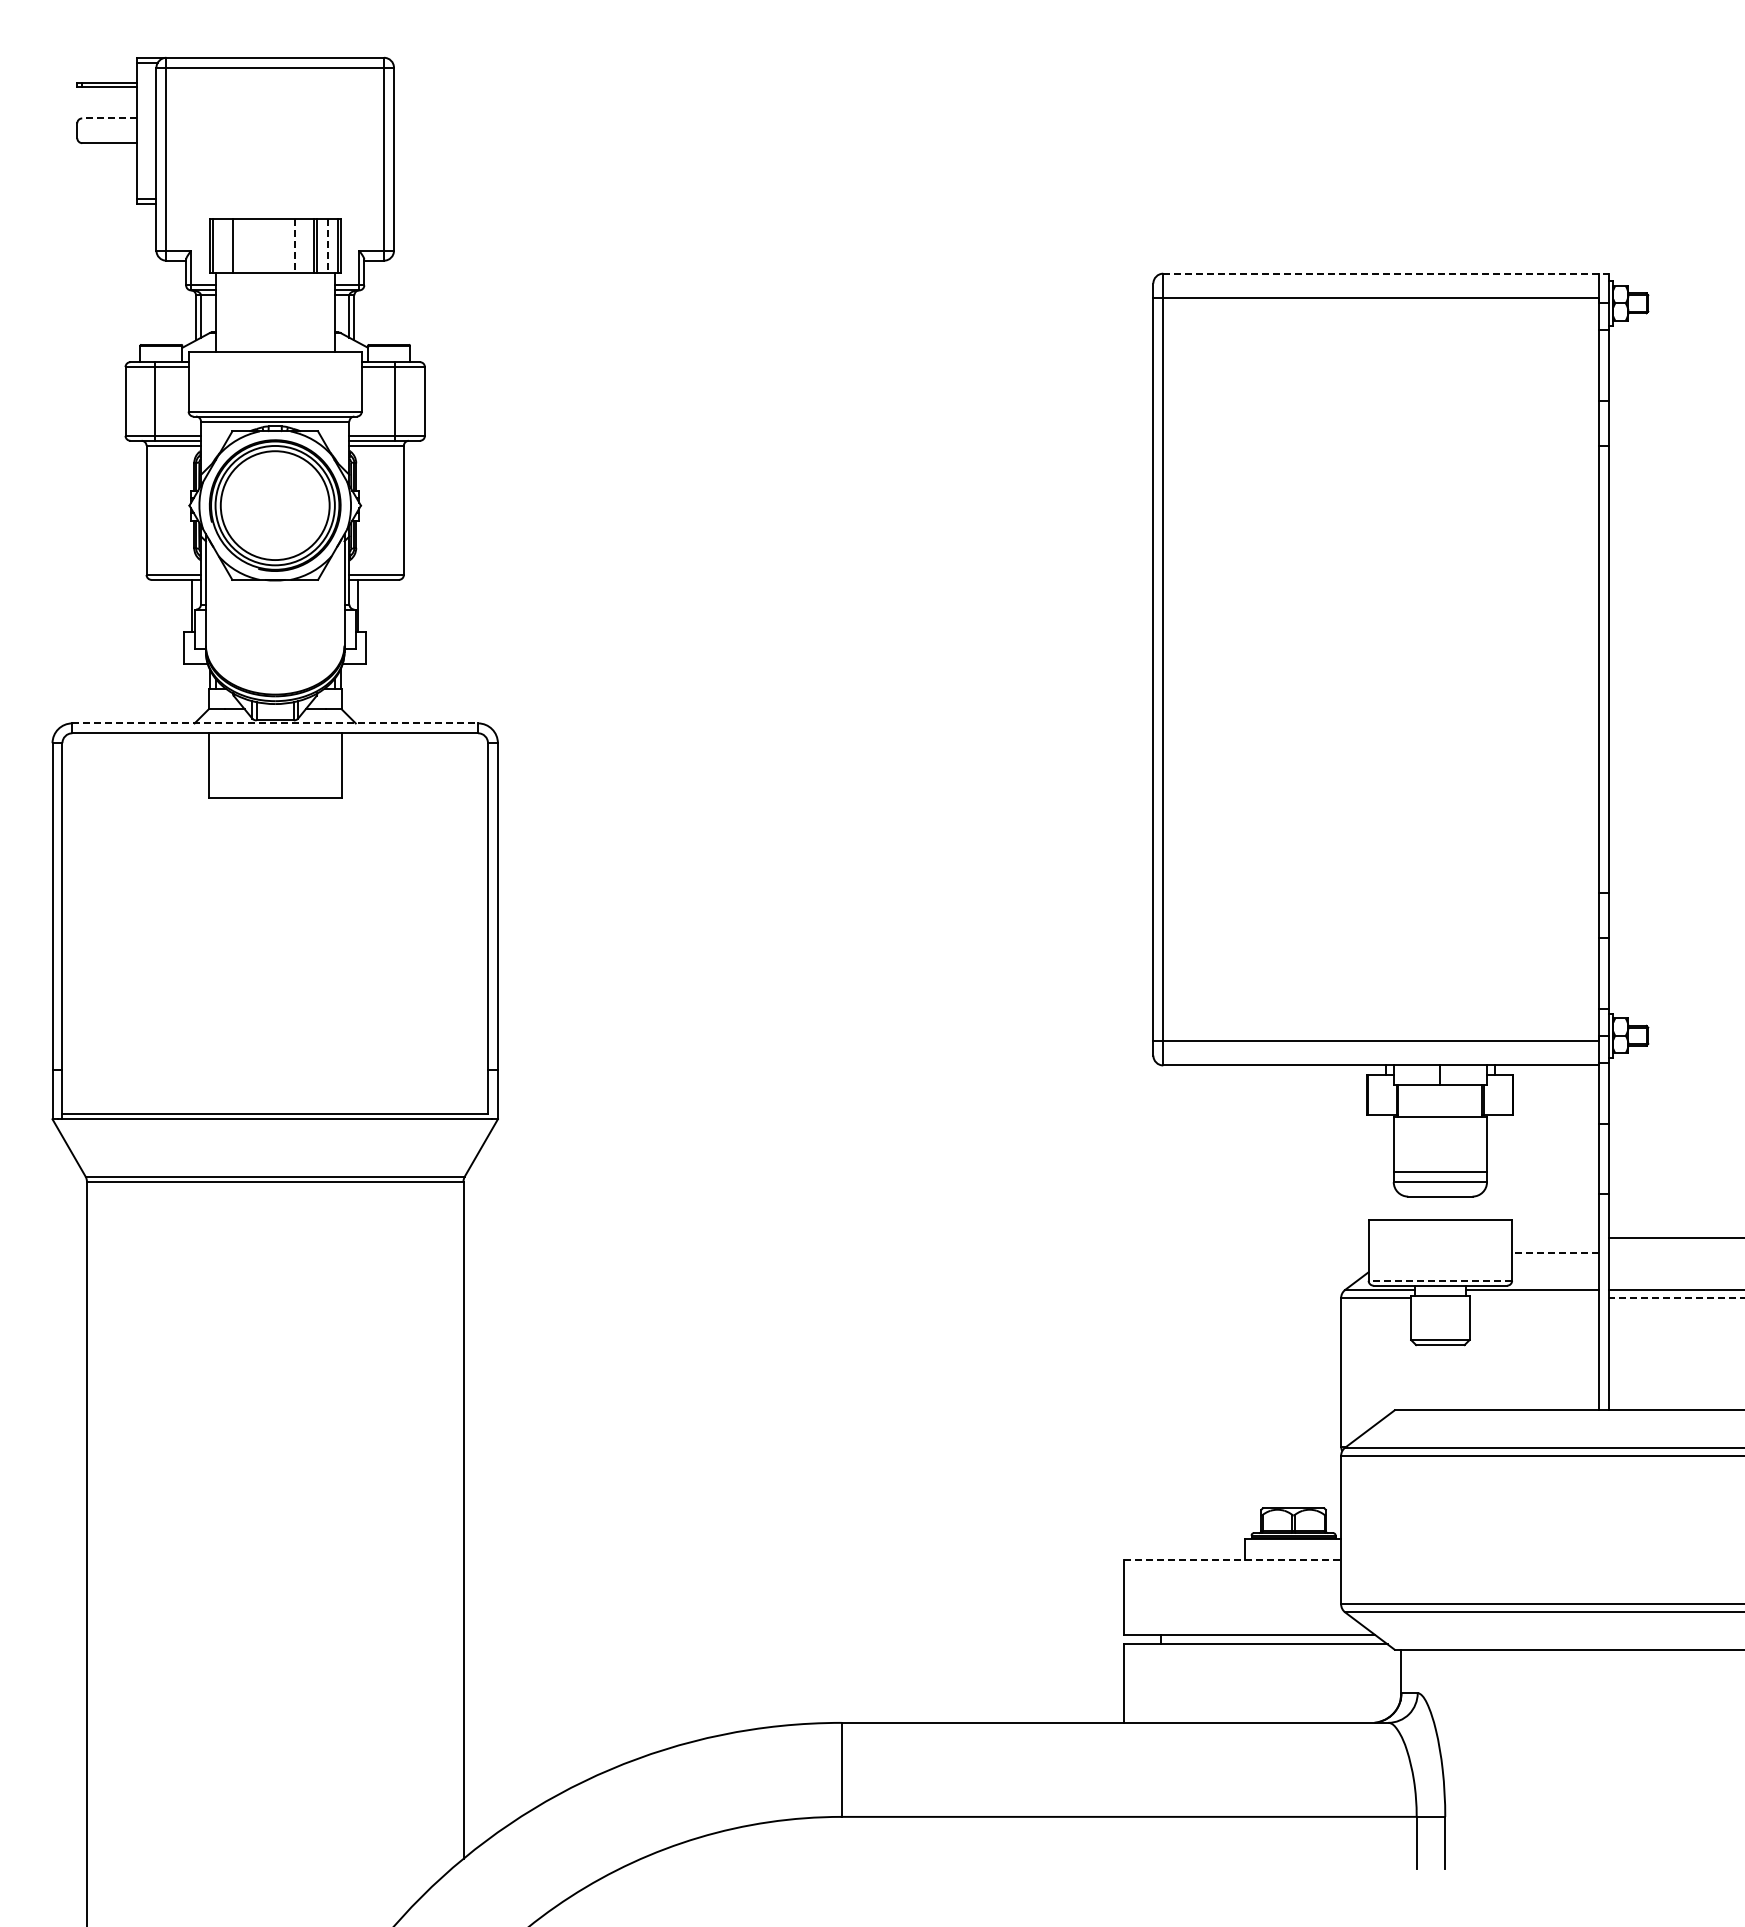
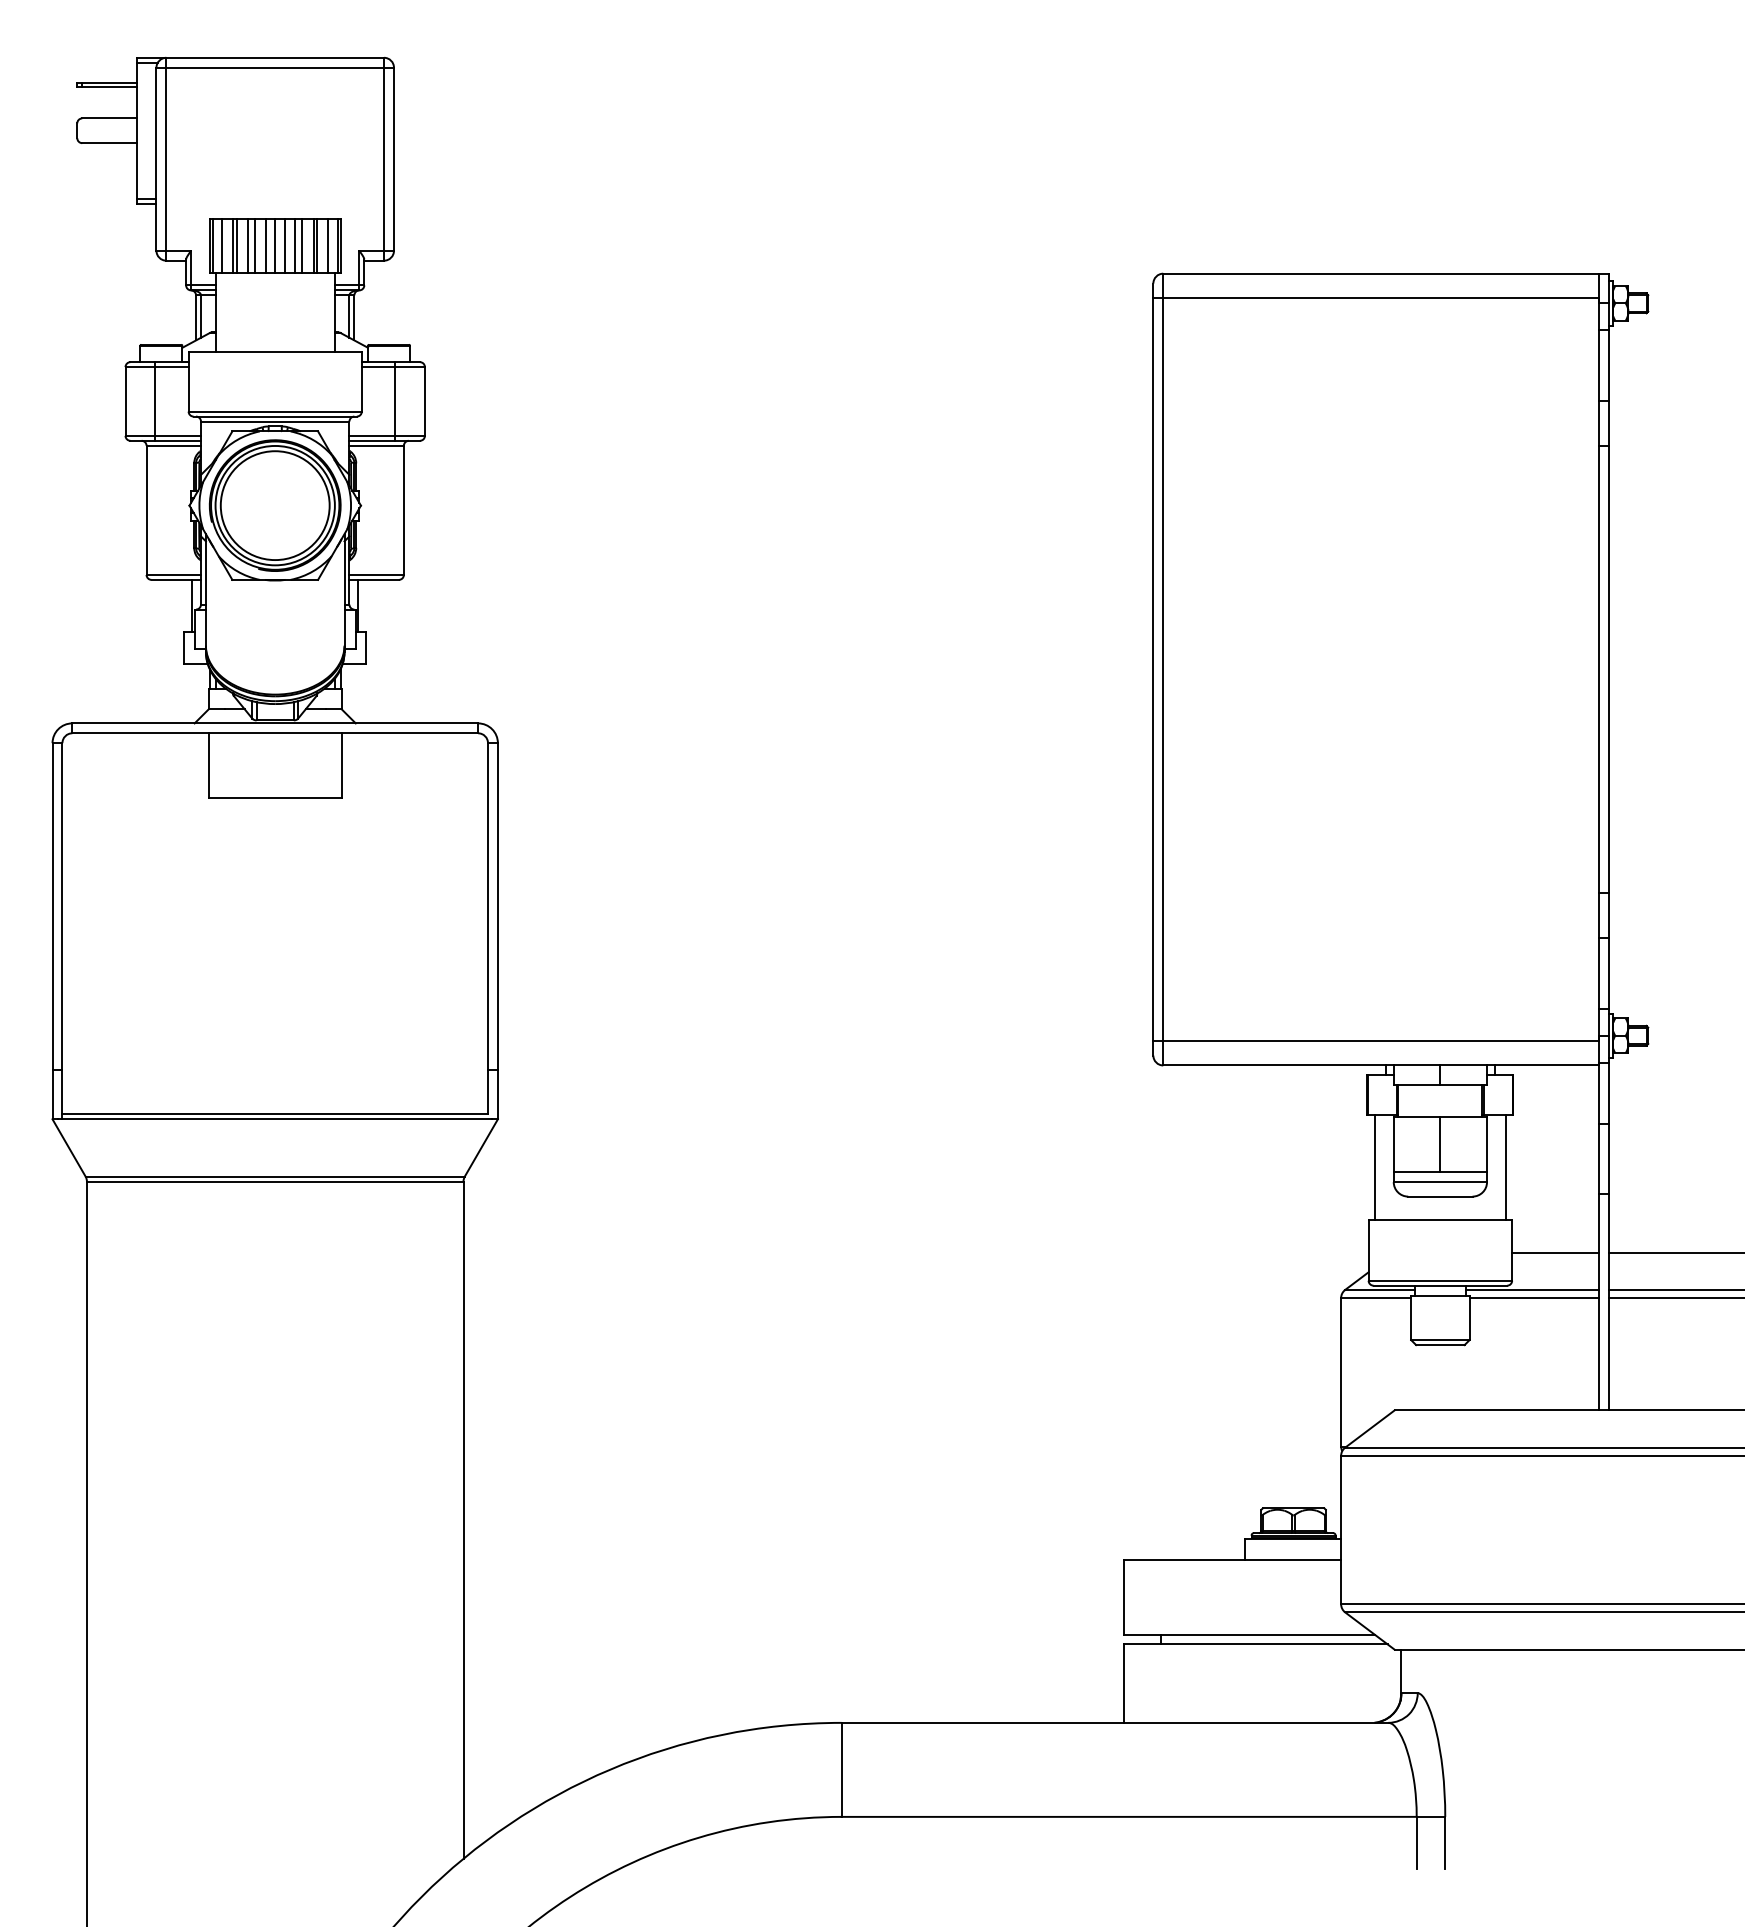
line: dashed -> solid (108, 118)
line: none -> present (222, 245)
line: none -> present (236, 245)
line: none -> present (248, 245)
line: none -> present (254, 245)
line: none -> present (265, 245)
line: none -> present (275, 245)
line: none -> present (284, 245)
line: none -> present (302, 245)
line: dashed -> solid (295, 246)
line: dashed -> solid (328, 246)
line: dashed -> solid (1385, 273)
line: dashed -> solid (275, 723)
line: none -> present (1440, 1144)
line: none -> present (1374, 1166)
line: none -> present (1505, 1166)
line position: (1674, 1237) -> (1674, 1252) (1674, 1252)
line: dashed -> solid (1554, 1252)
line: dashed -> solid (1440, 1280)
line: none -> present (1533, 1298)
line: dashed -> solid (1676, 1298)
line: dashed -> solid (1232, 1560)
